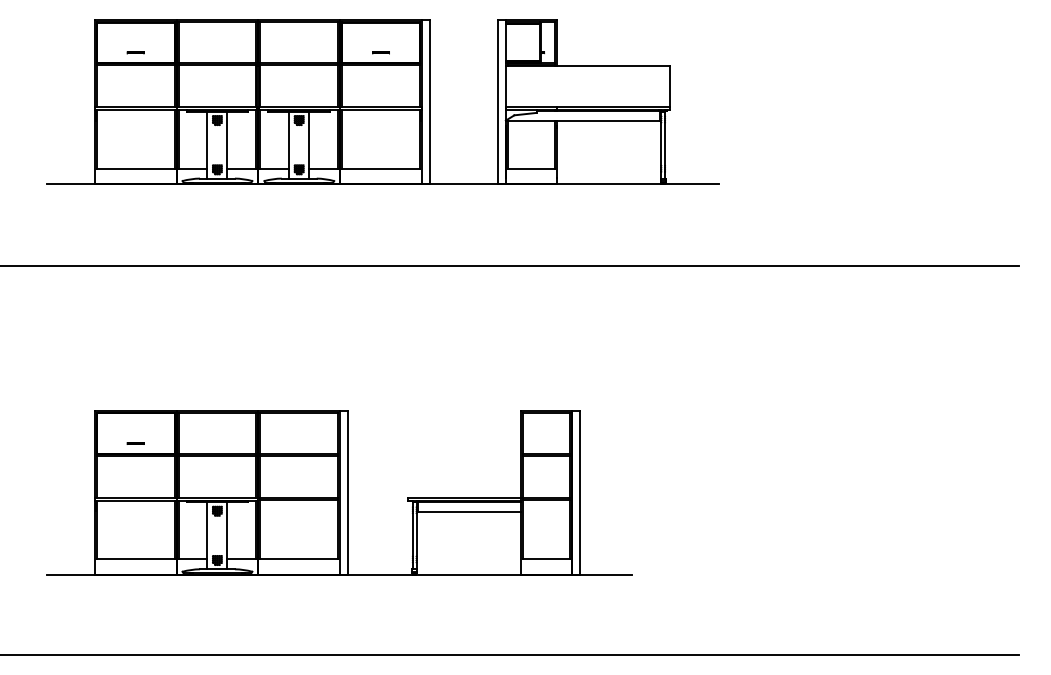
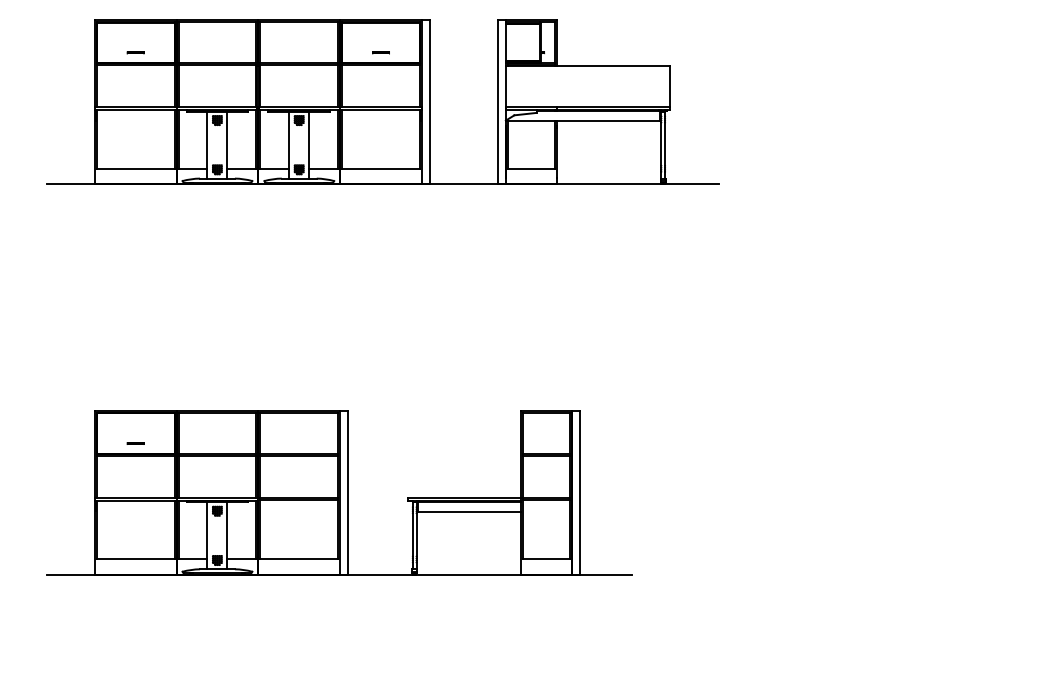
line: present -> none (510, 265)
line: present -> none (510, 654)
